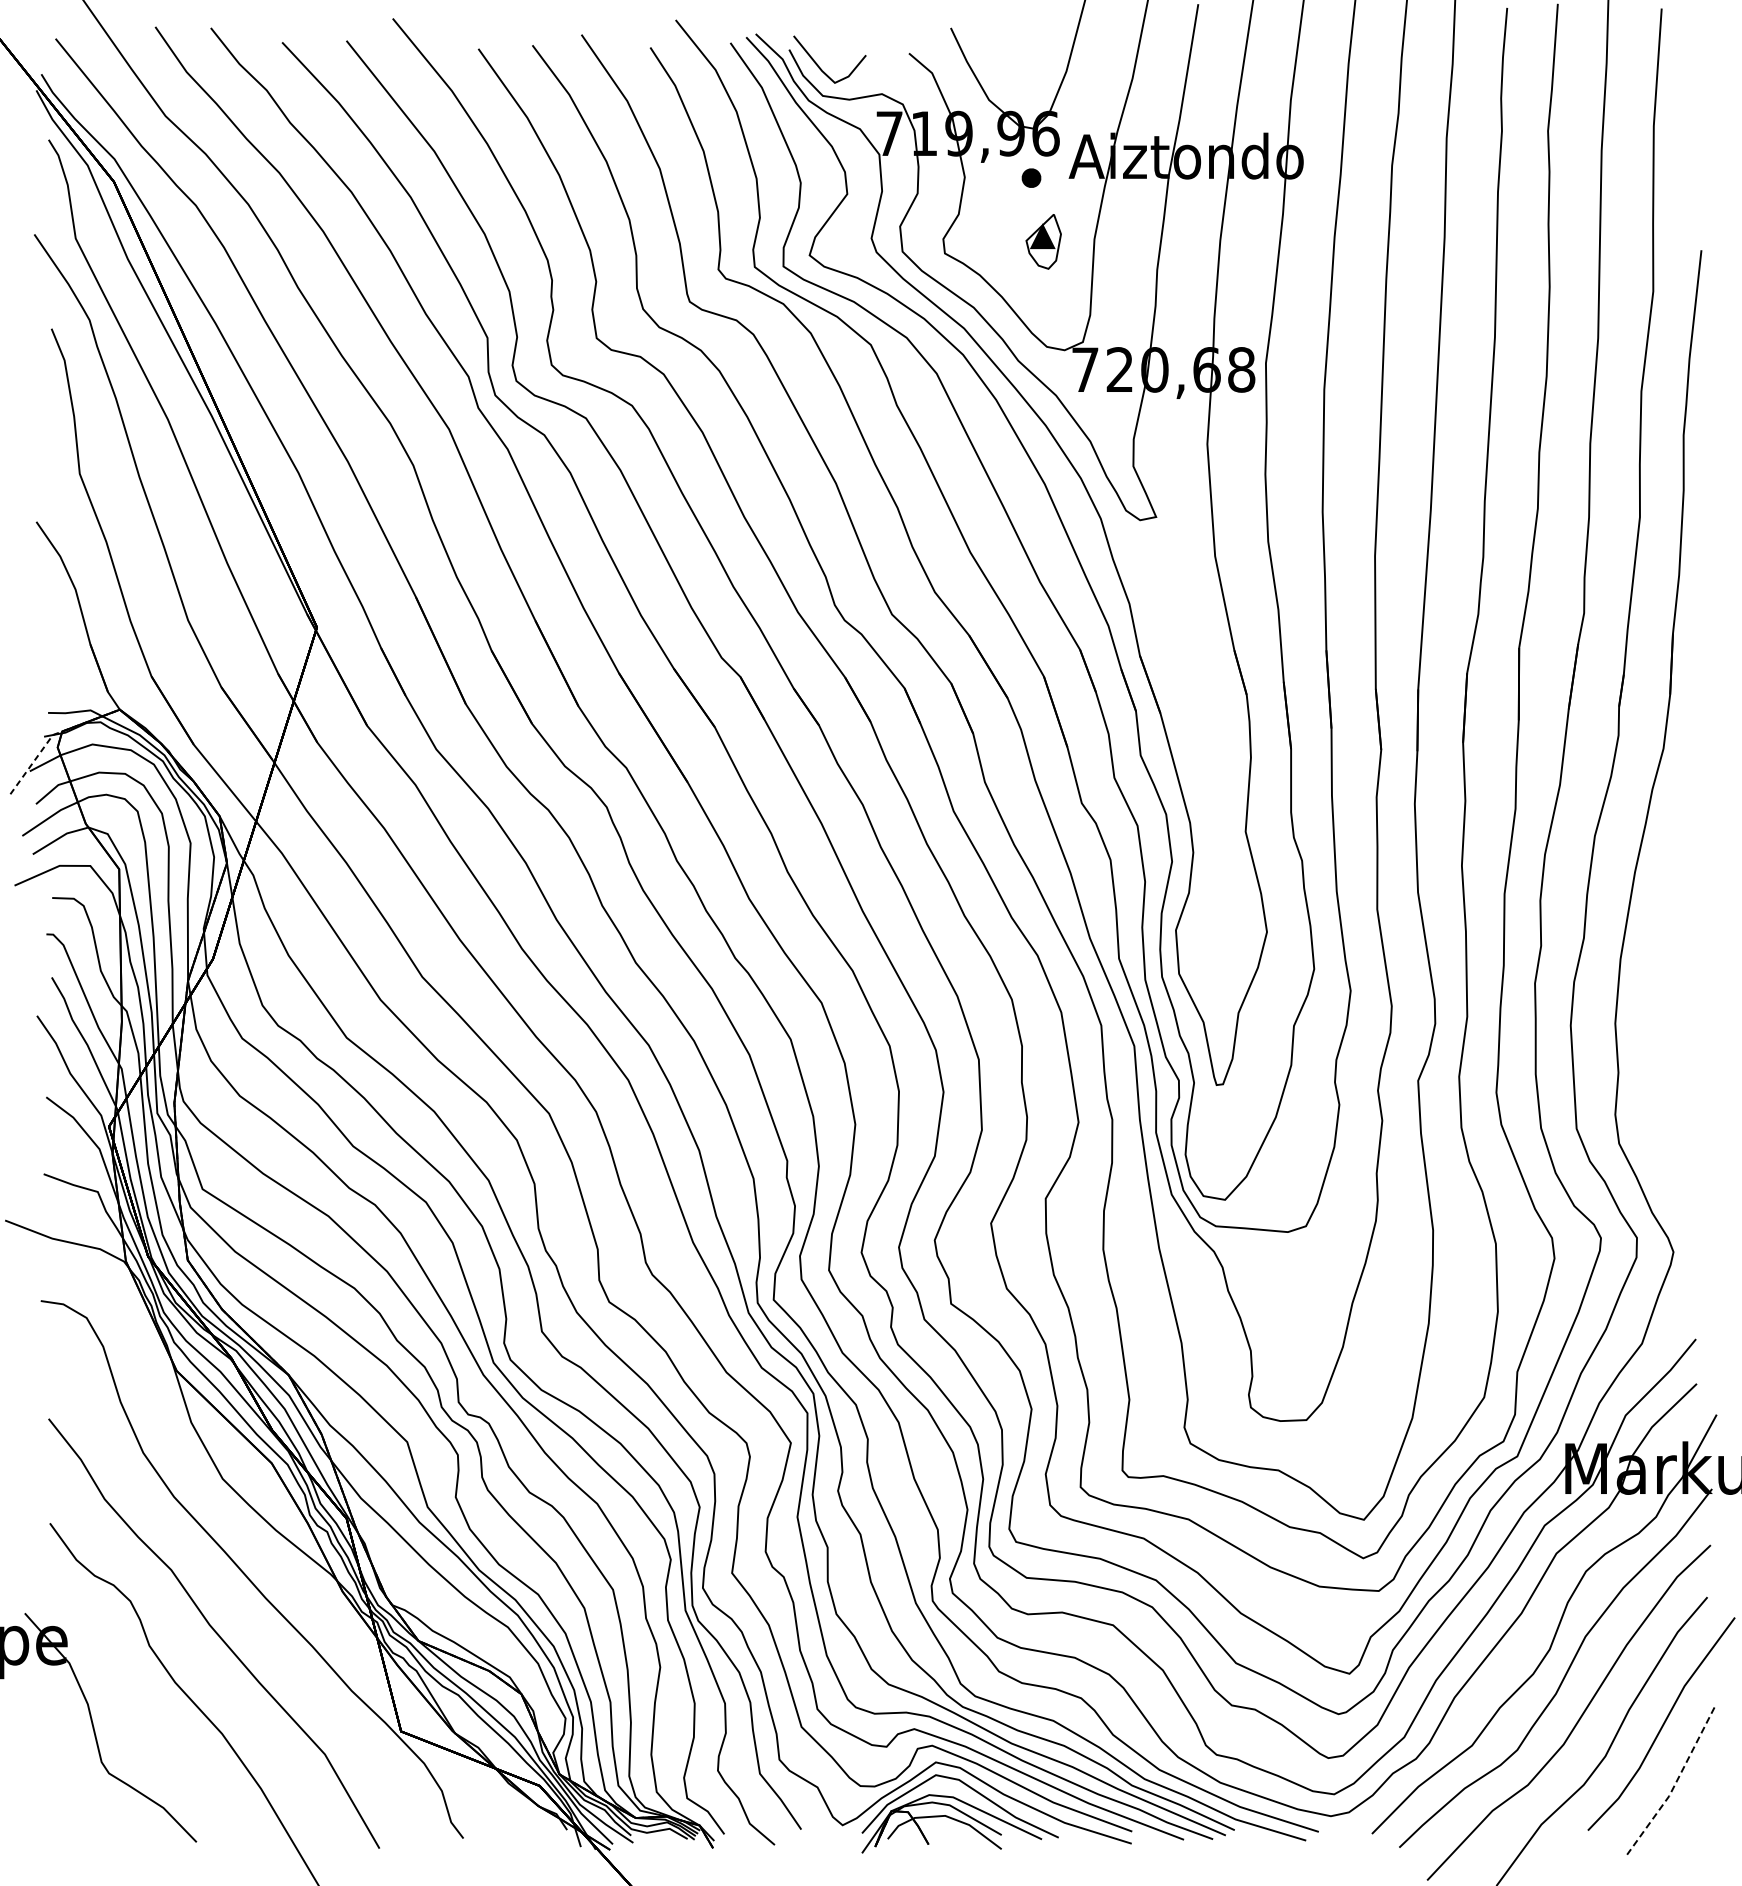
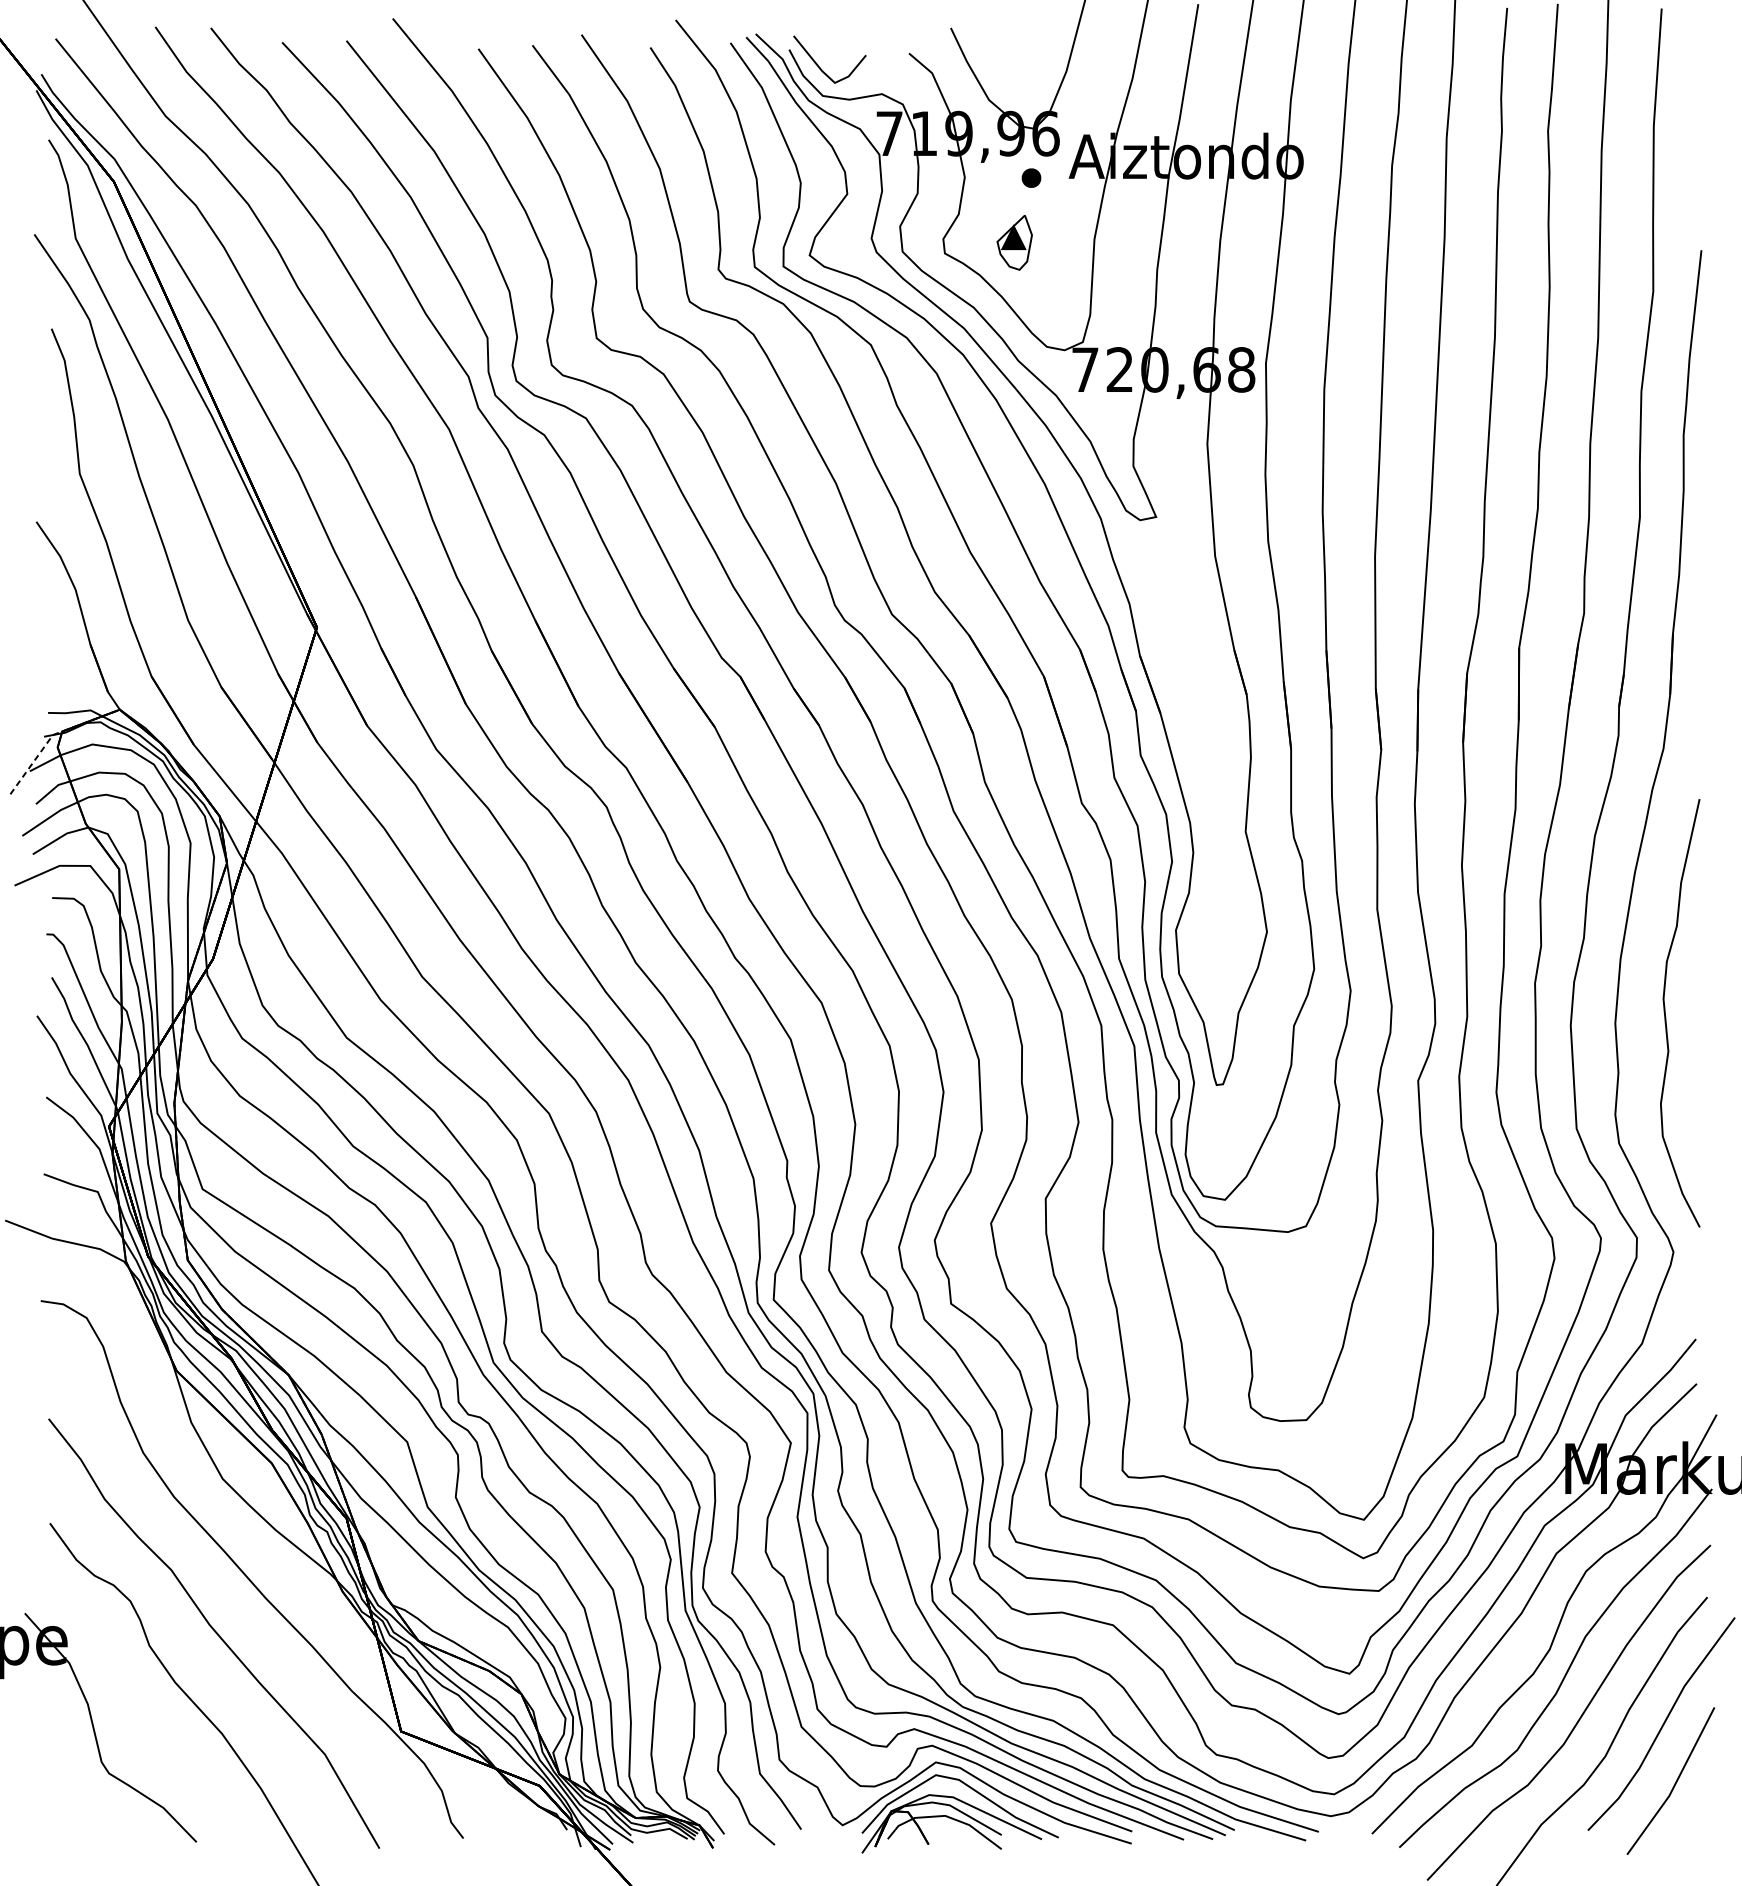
part position: (1043, 241) -> (1014, 242) (1014, 242)
curve: none -> present (1666, 1016)
line: dashed -> solid (1675, 1784)
